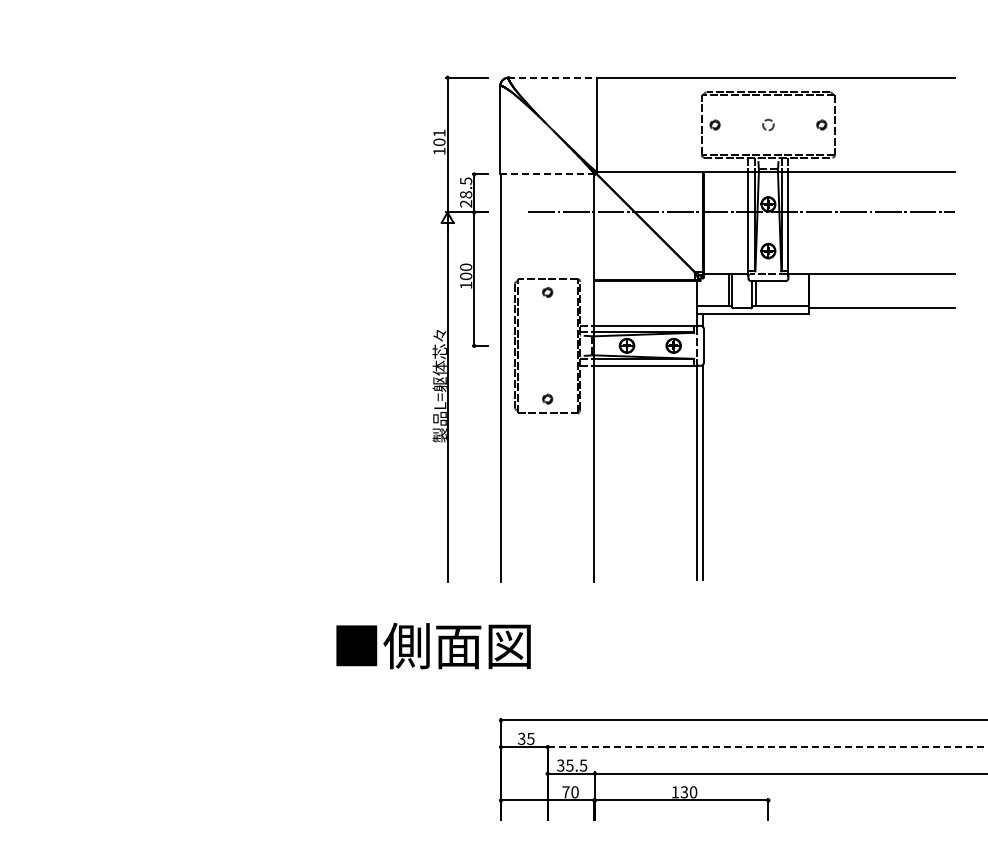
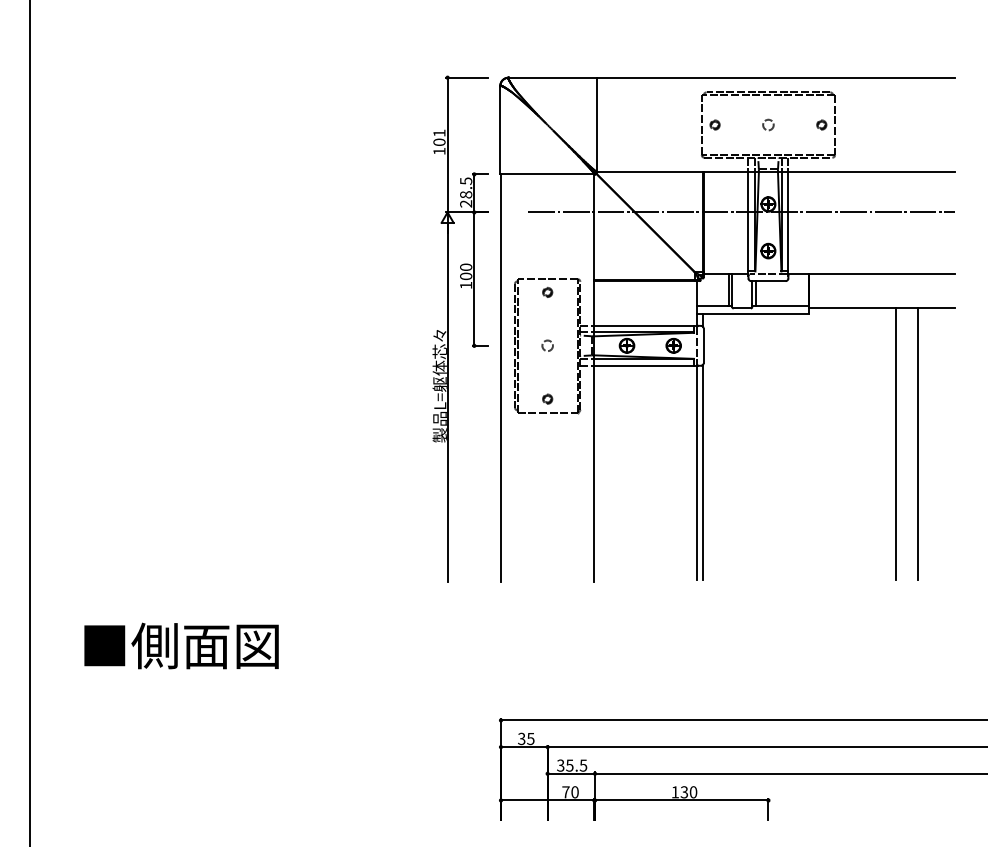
line: dashed -> solid (553, 77)
line: dashed -> solid (548, 174)
circle: none -> present (547, 345)
line: none -> present (29, 422)
line: none -> present (896, 443)
line: none -> present (917, 443)
text position: (433, 645) -> (181, 645) (181, 645)
line: dashed -> solid (767, 747)
